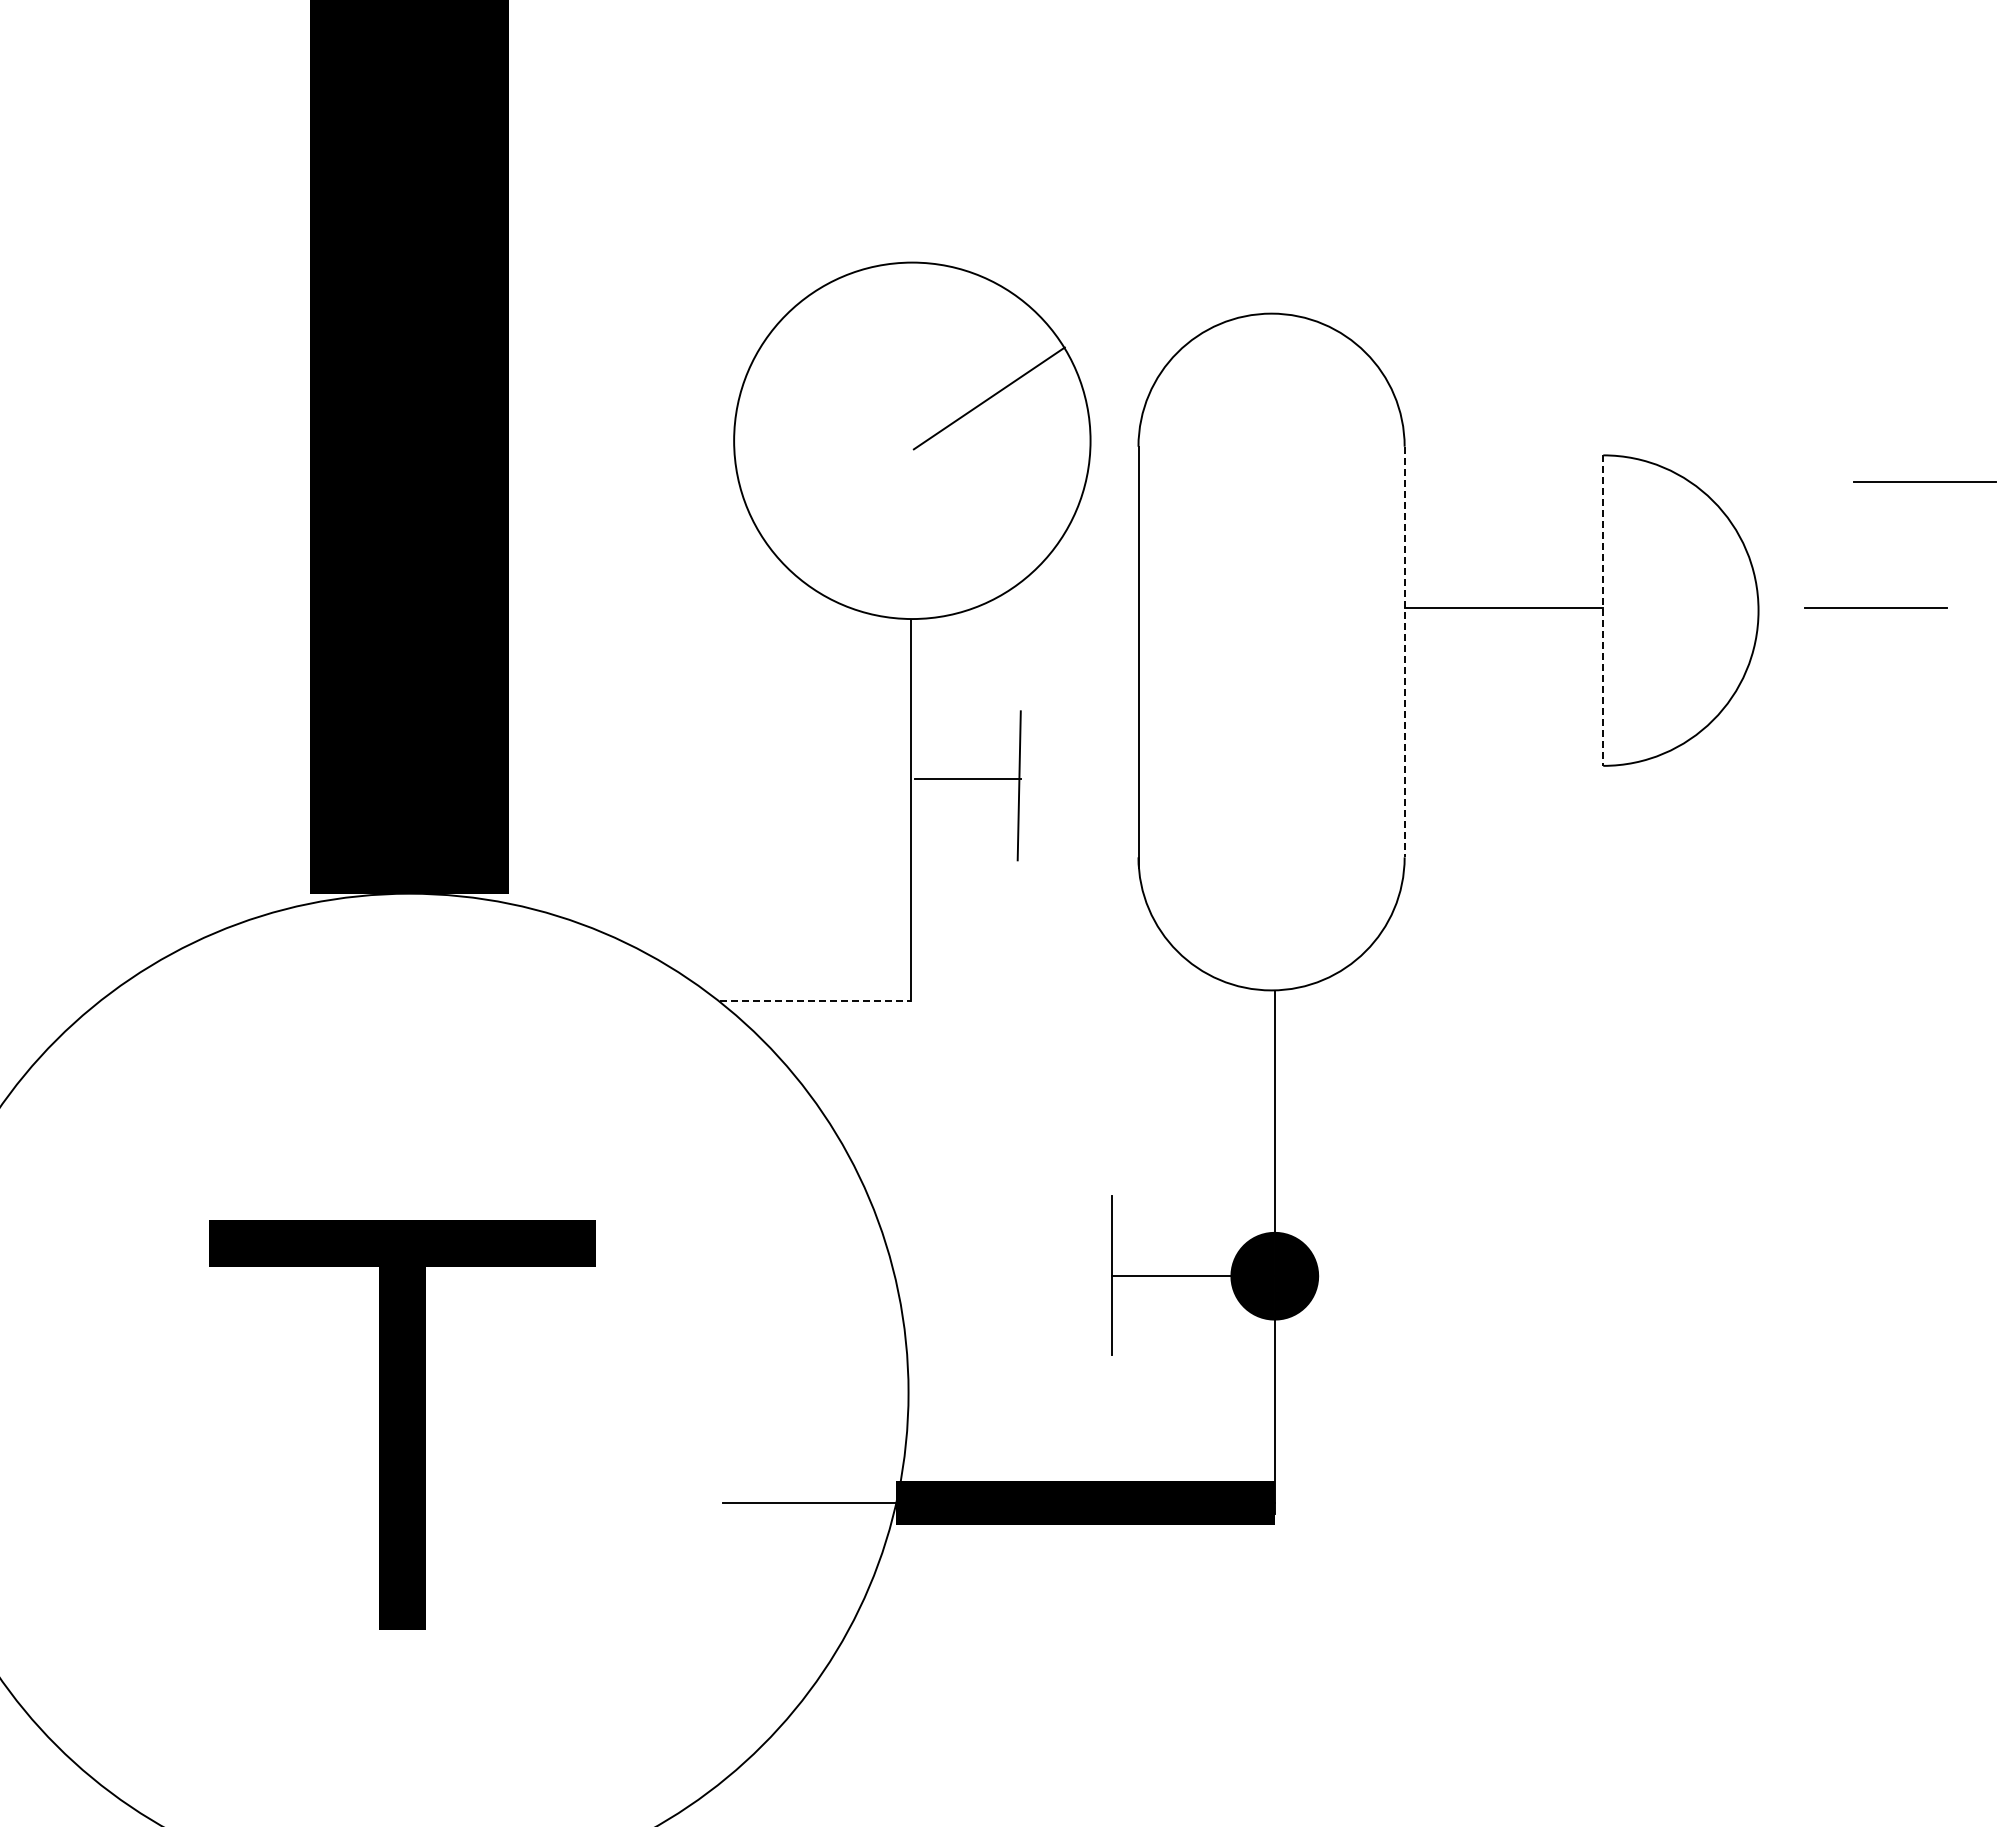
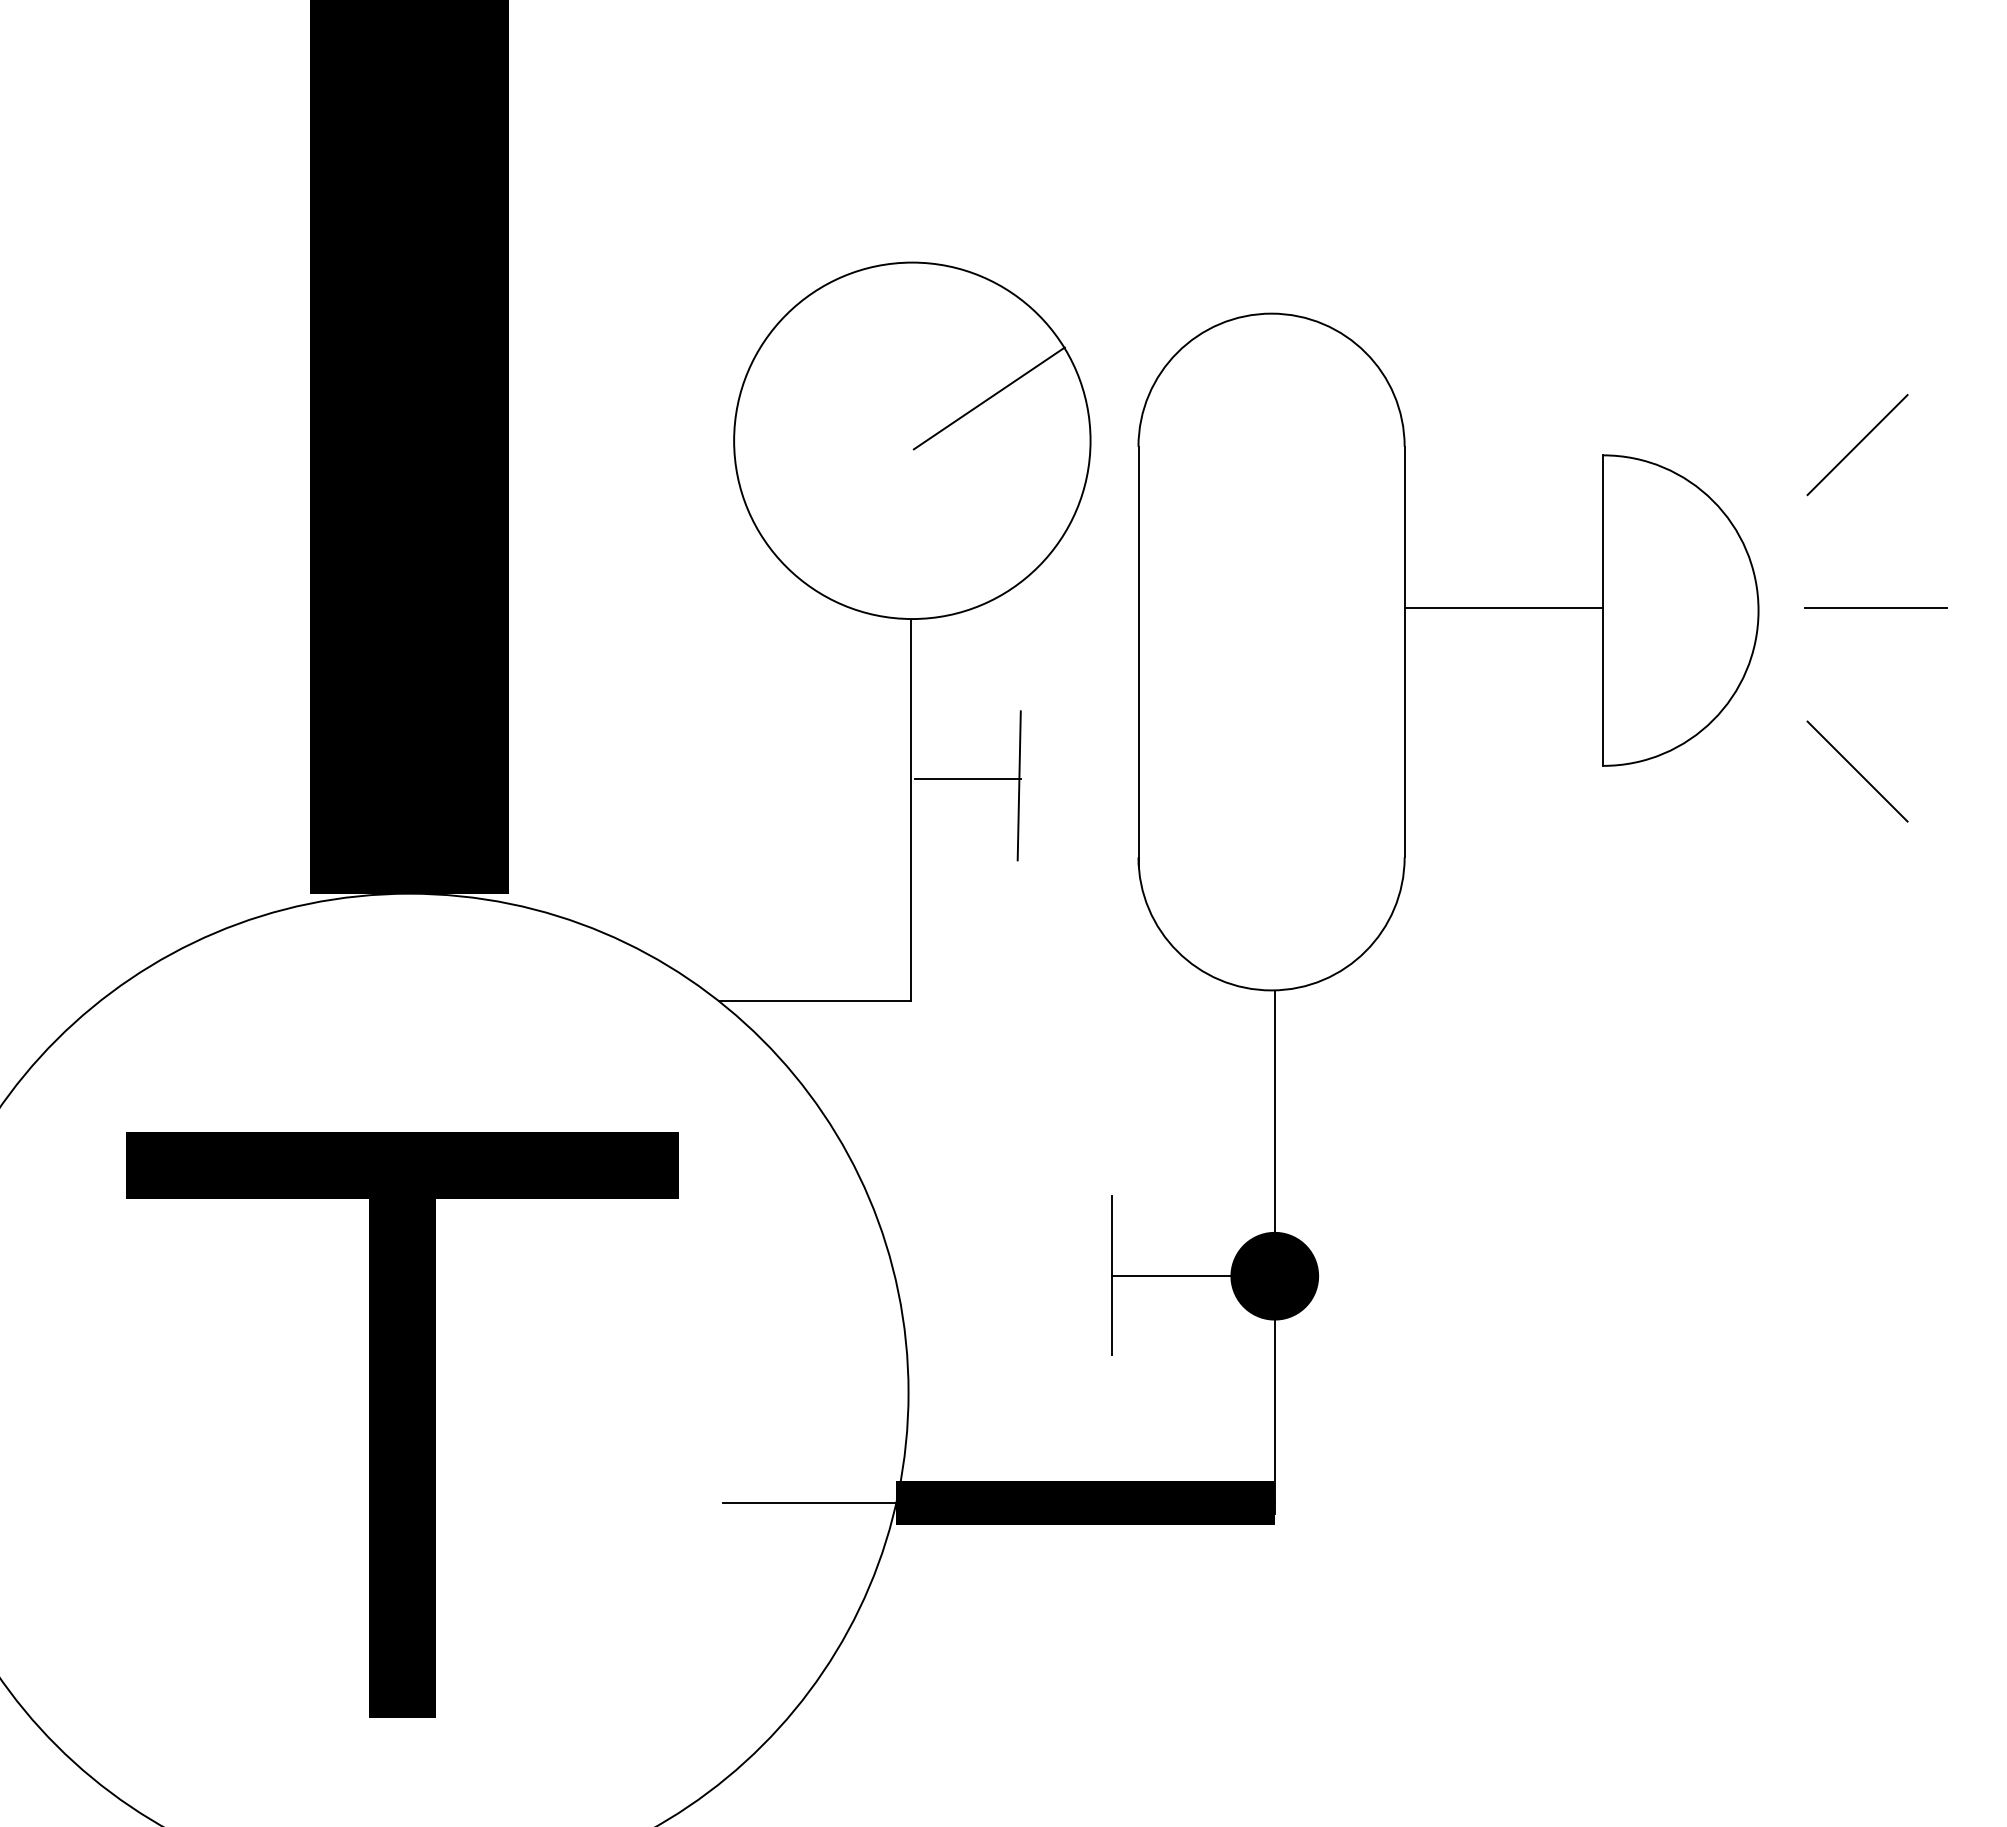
line: none -> present (1857, 445)
line: present -> none (1924, 481)
line: dashed -> solid (1603, 611)
line: dashed -> solid (1404, 652)
line: none -> present (1857, 771)
line: dashed -> solid (815, 1000)
part size: 387x410 px -> 553x586 px (402, 1424)
